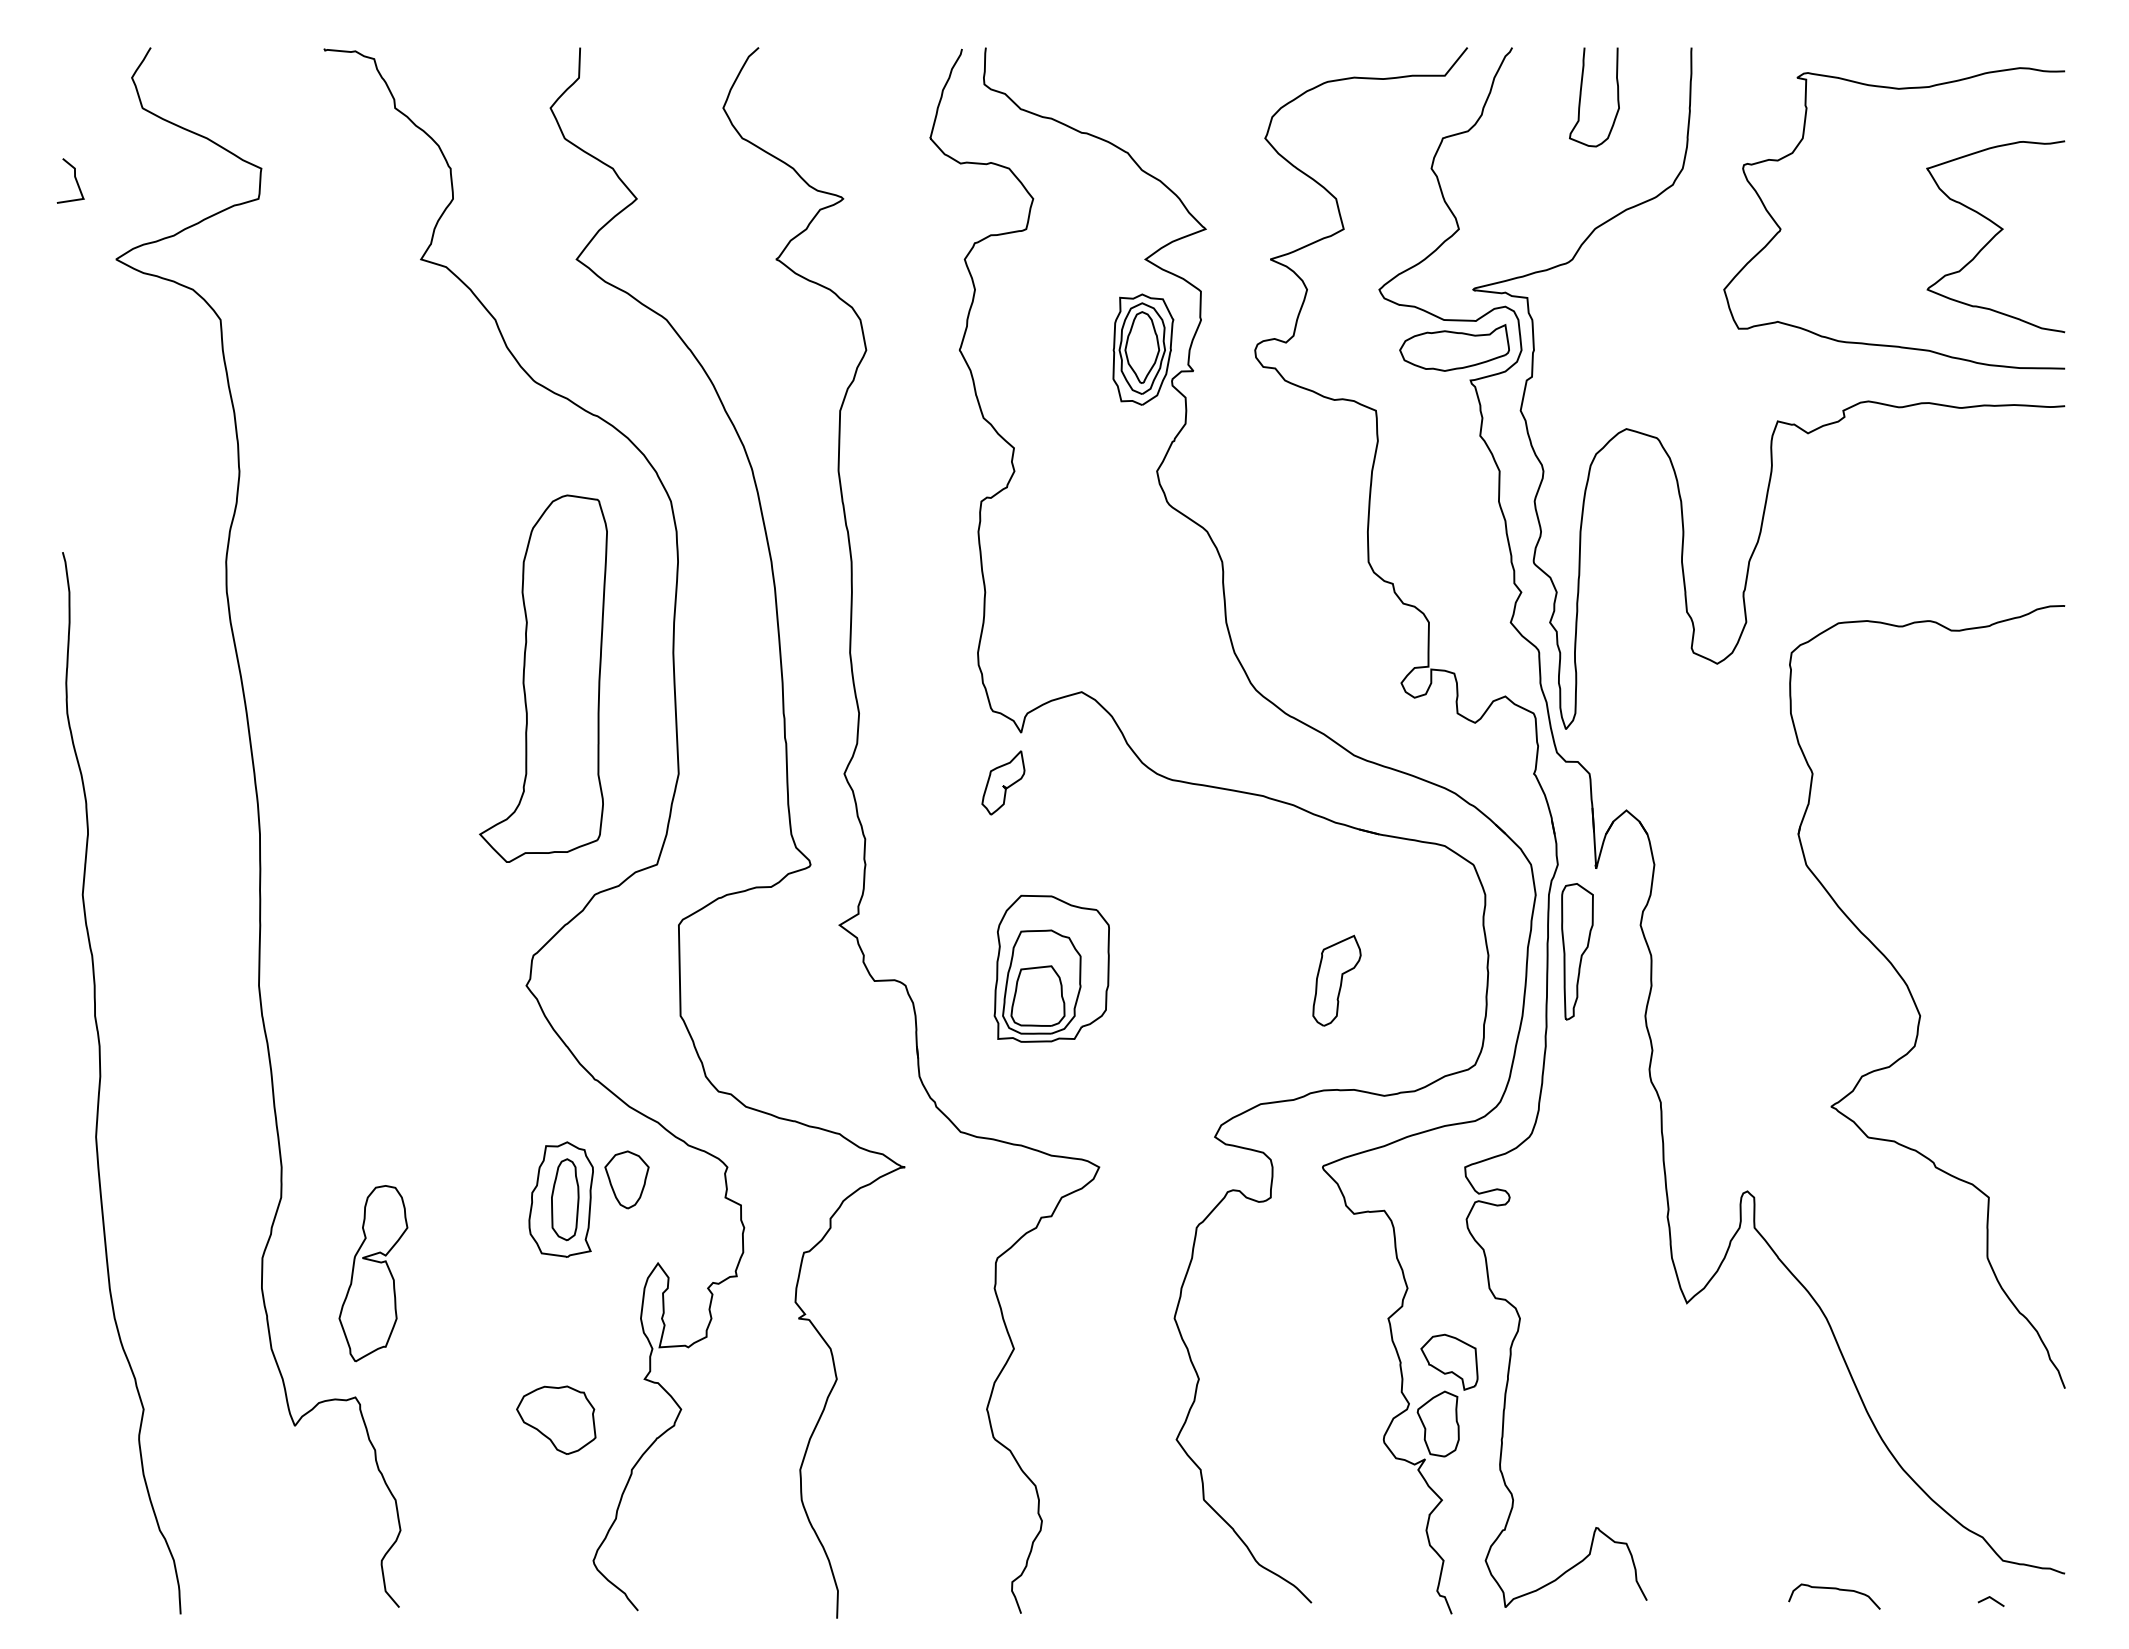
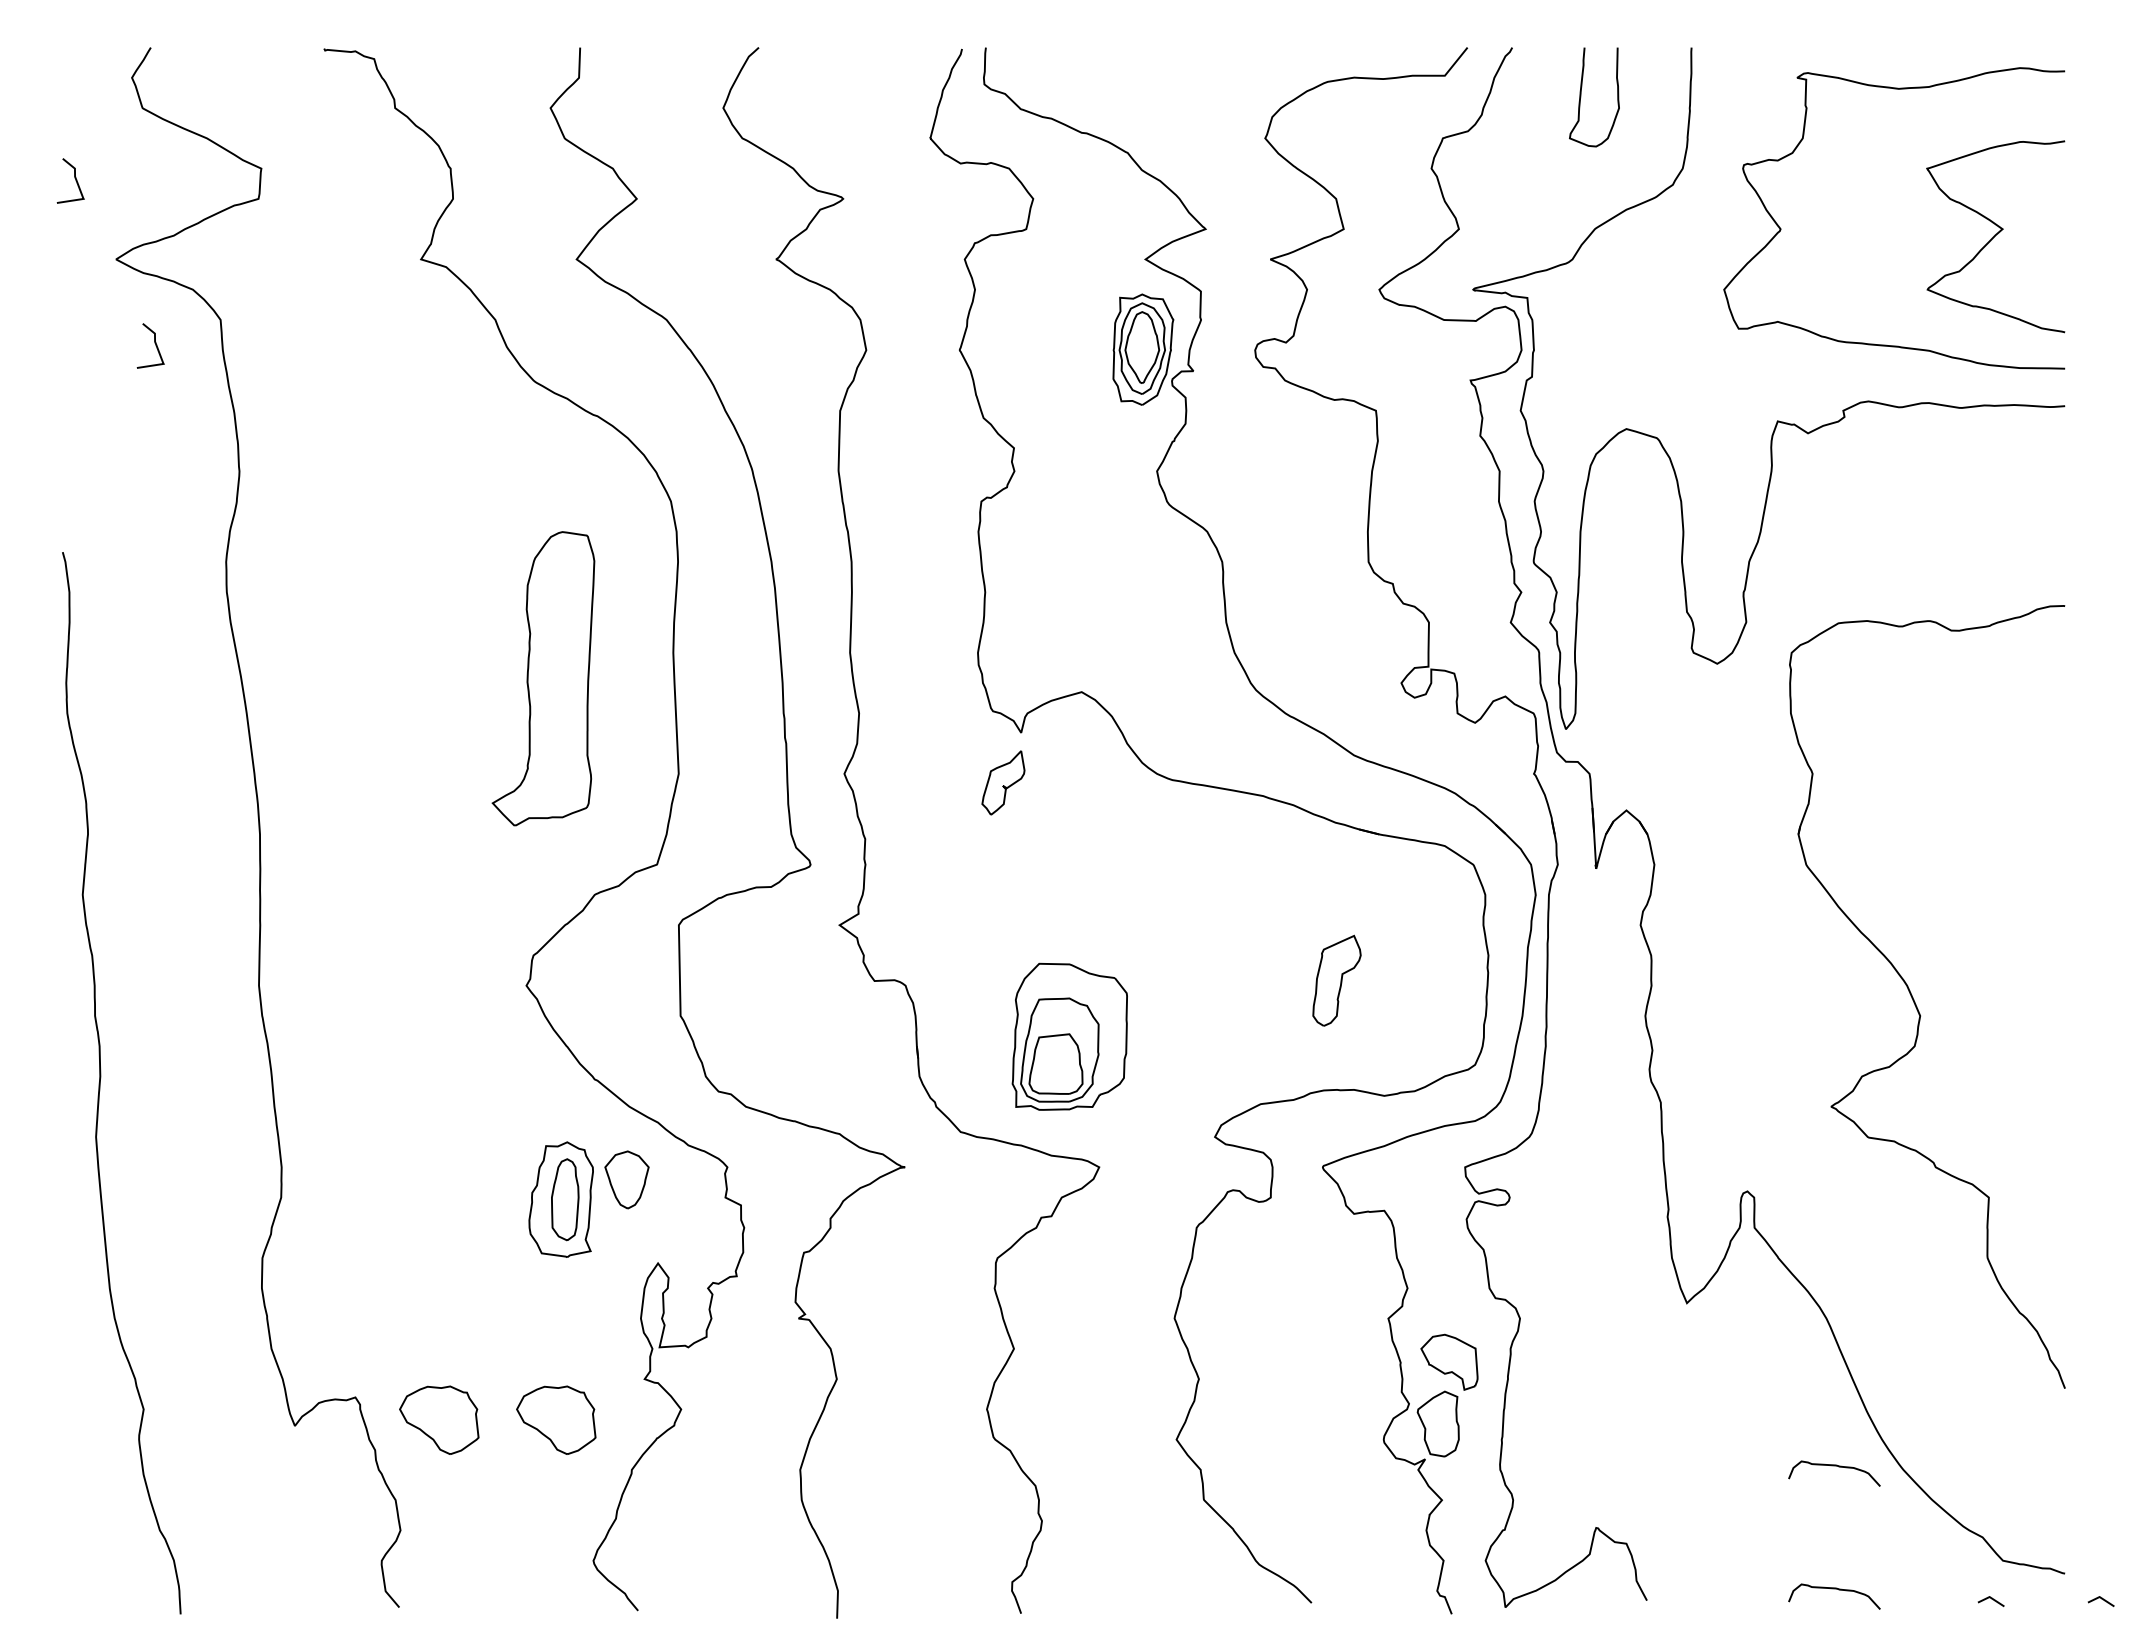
curve: none -> present (154, 343)
part: present -> none (1454, 347)
part size: 129x369 px -> 105x296 px (543, 678)
part: present -> none (1577, 951)
part position: (1051, 968) -> (1069, 1036) (1069, 1036)
part: present -> none (373, 1273)
part: none -> present (439, 1419)
curve: none -> present (1834, 1466)
line: none -> present (2101, 1599)
